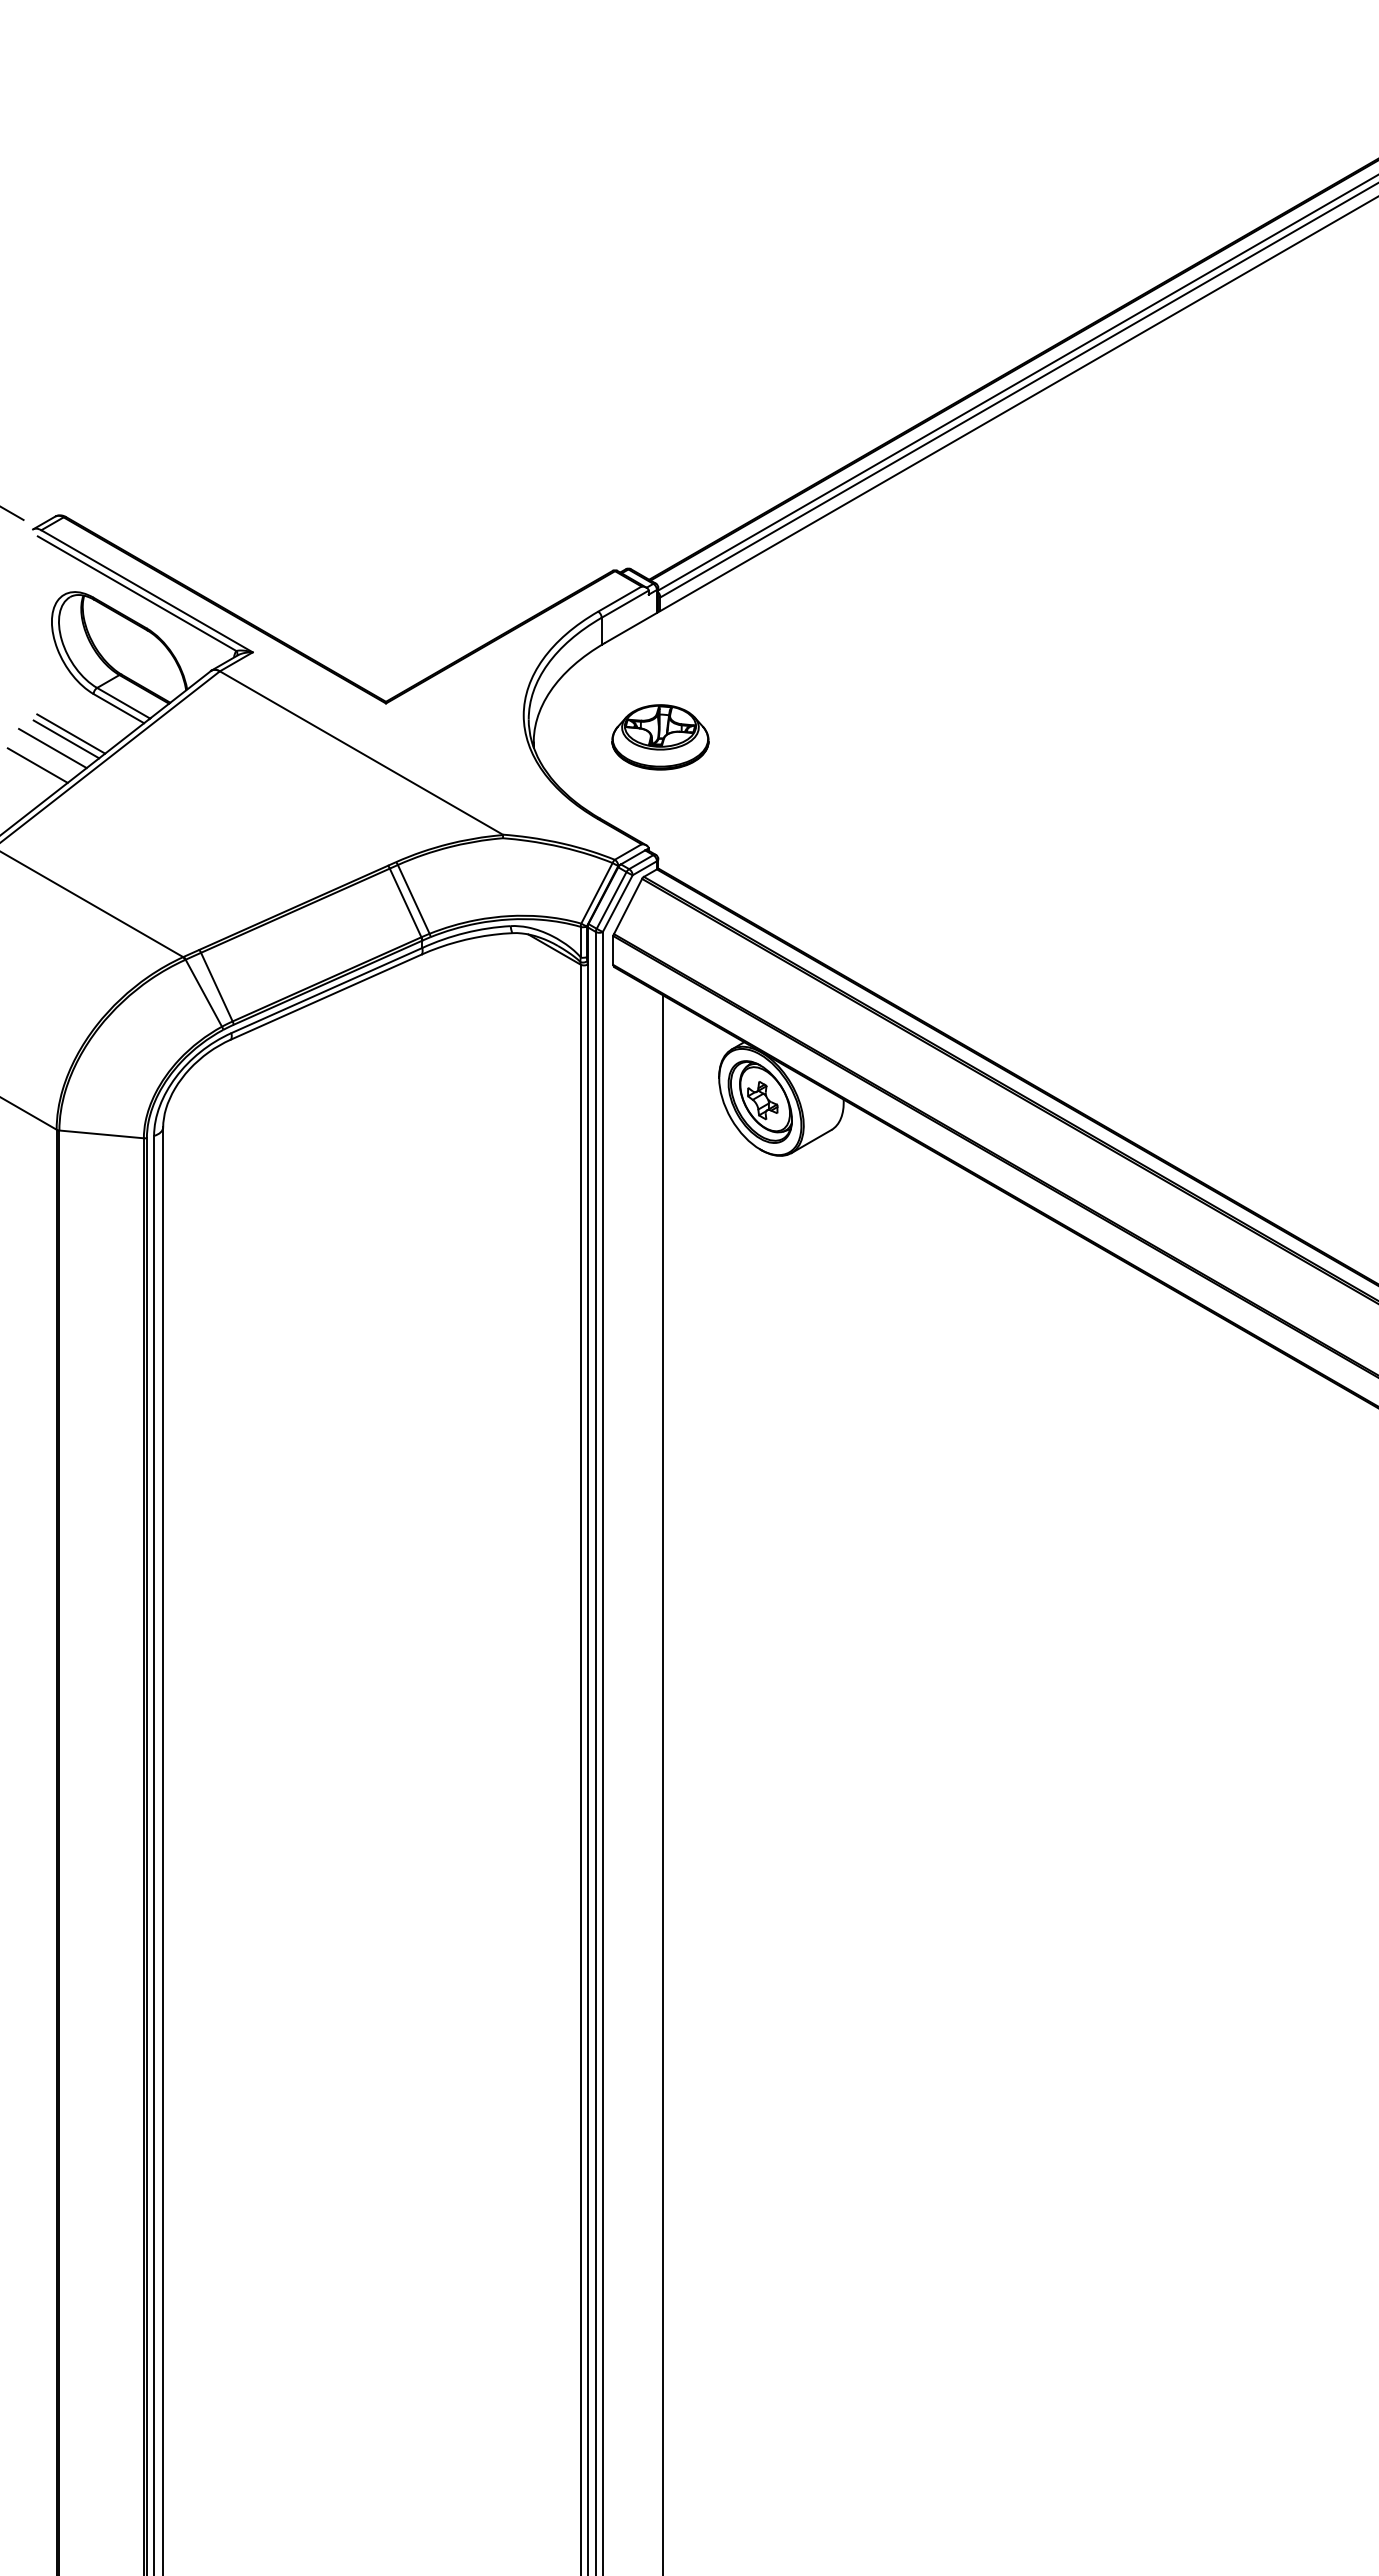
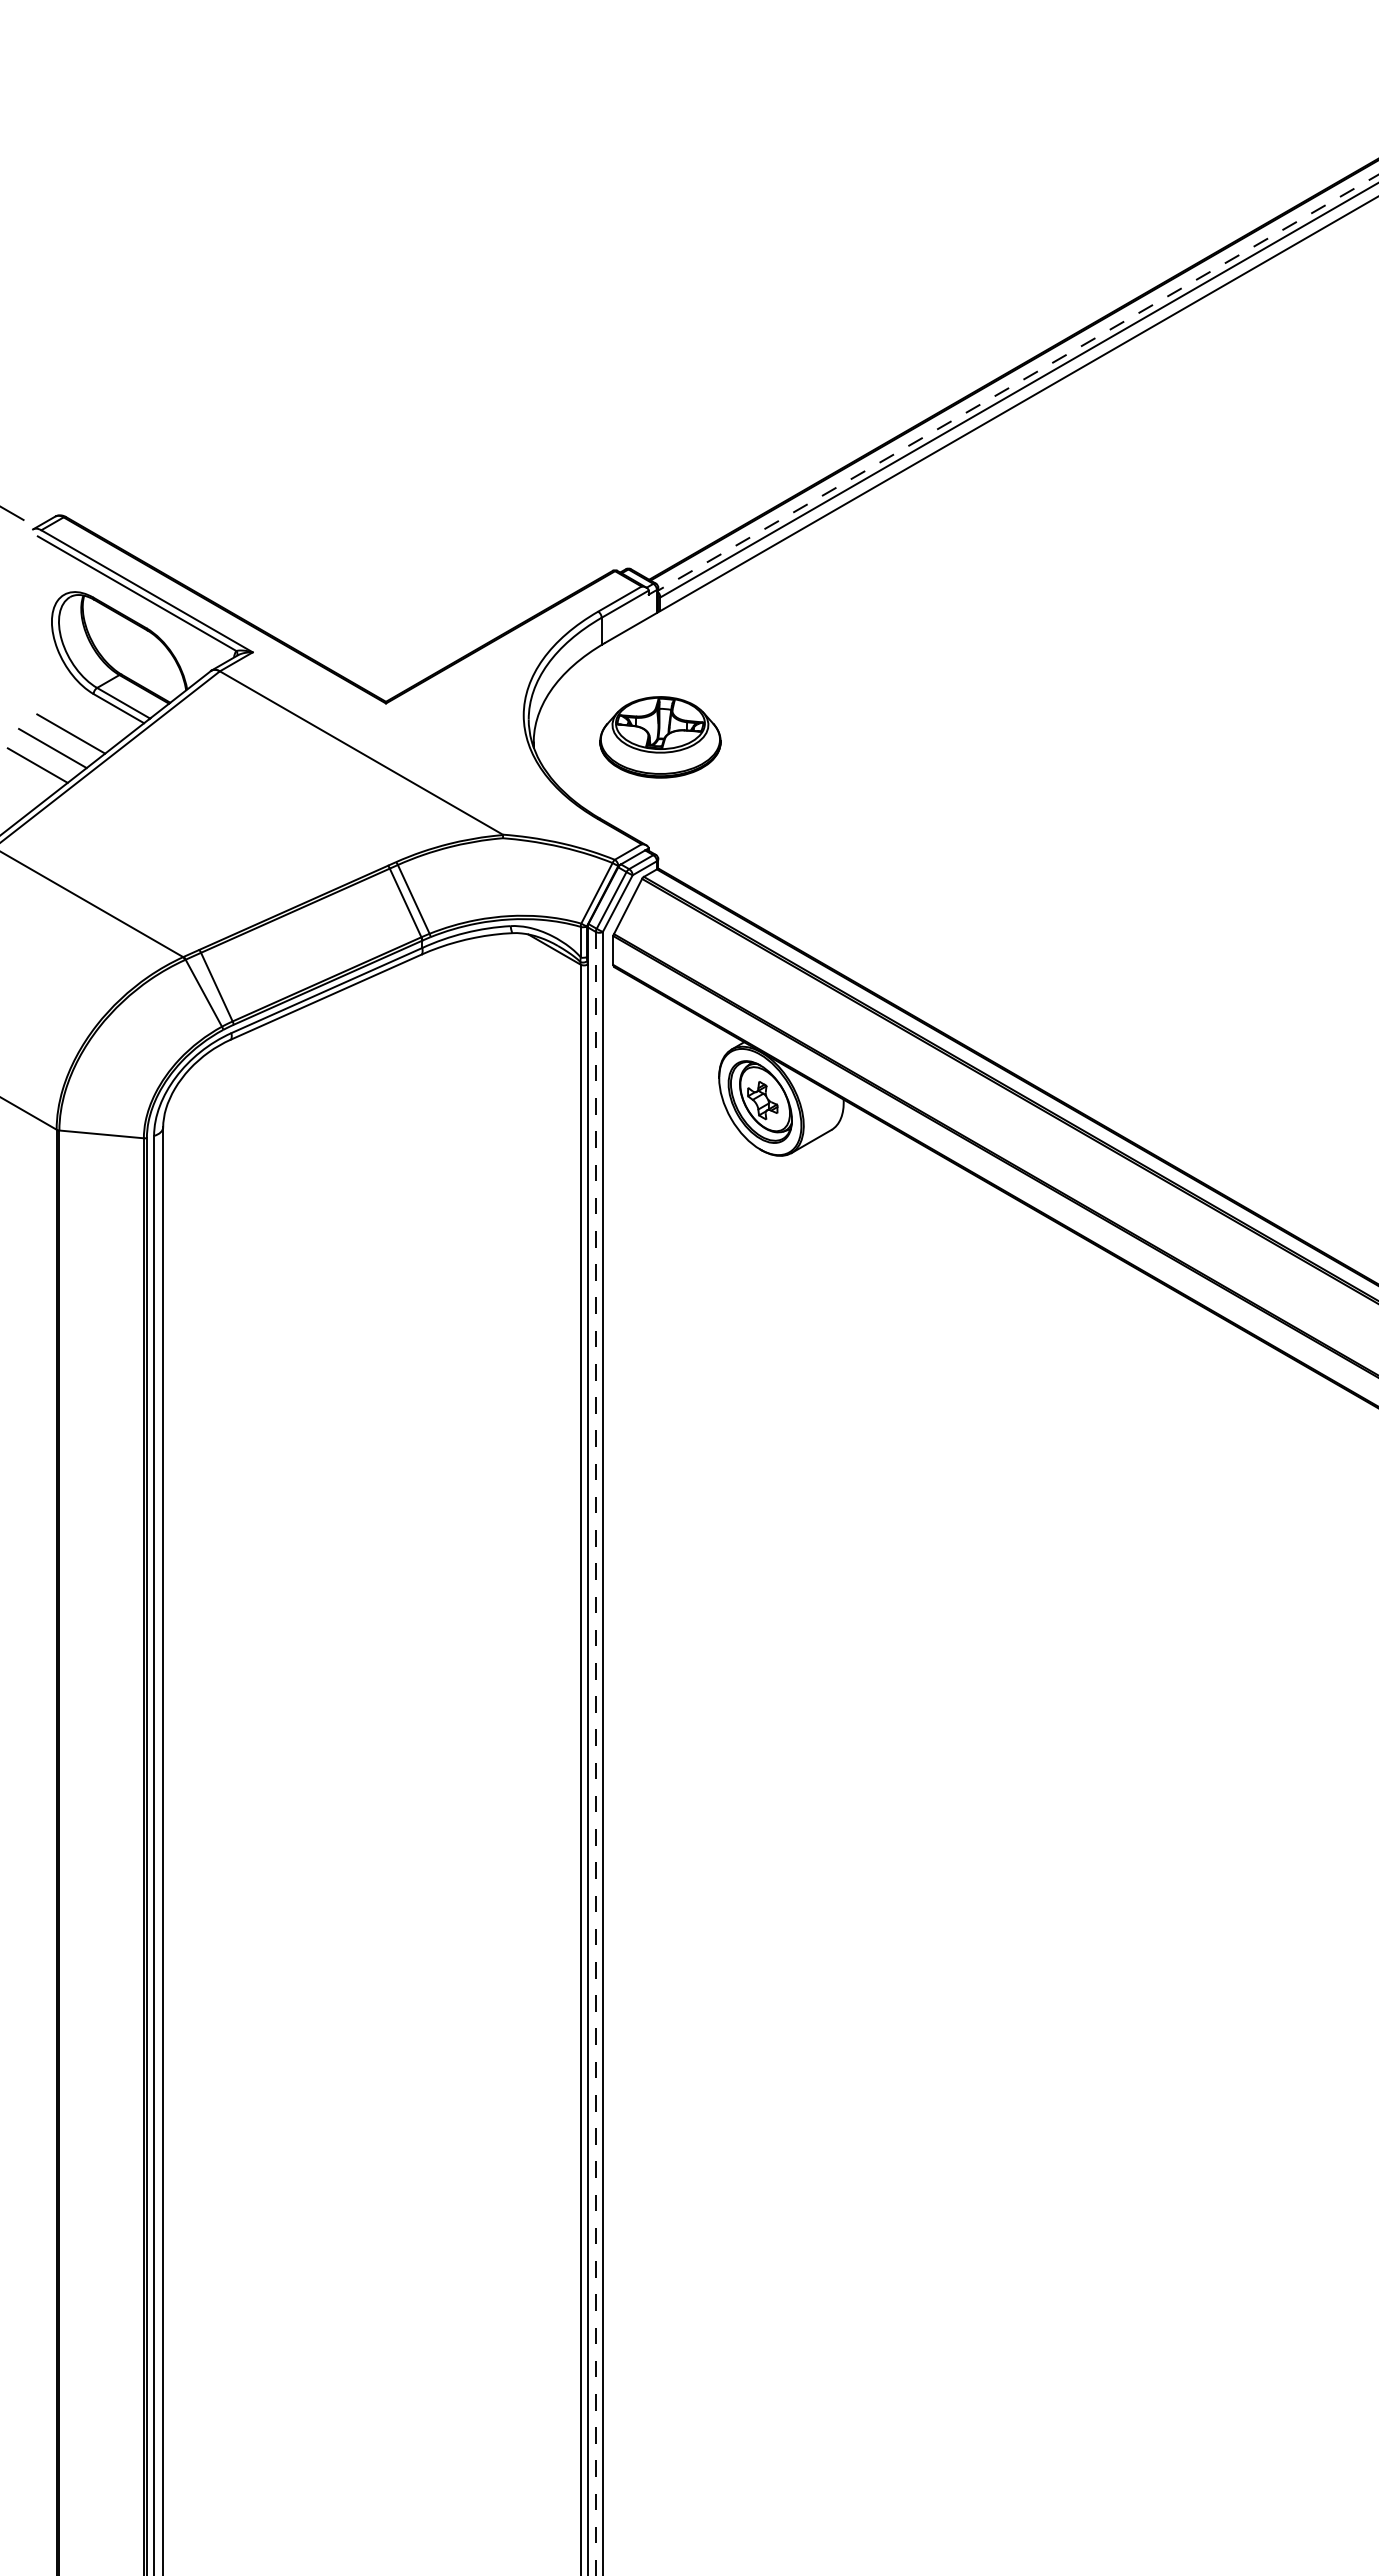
line: solid -> dashed (1018, 382)
part size: 99x67 px -> 123x83 px (660, 737)
line: present -> none (66, 739)
line: solid -> dashed (595, 1753)
line: present -> none (663, 1783)
